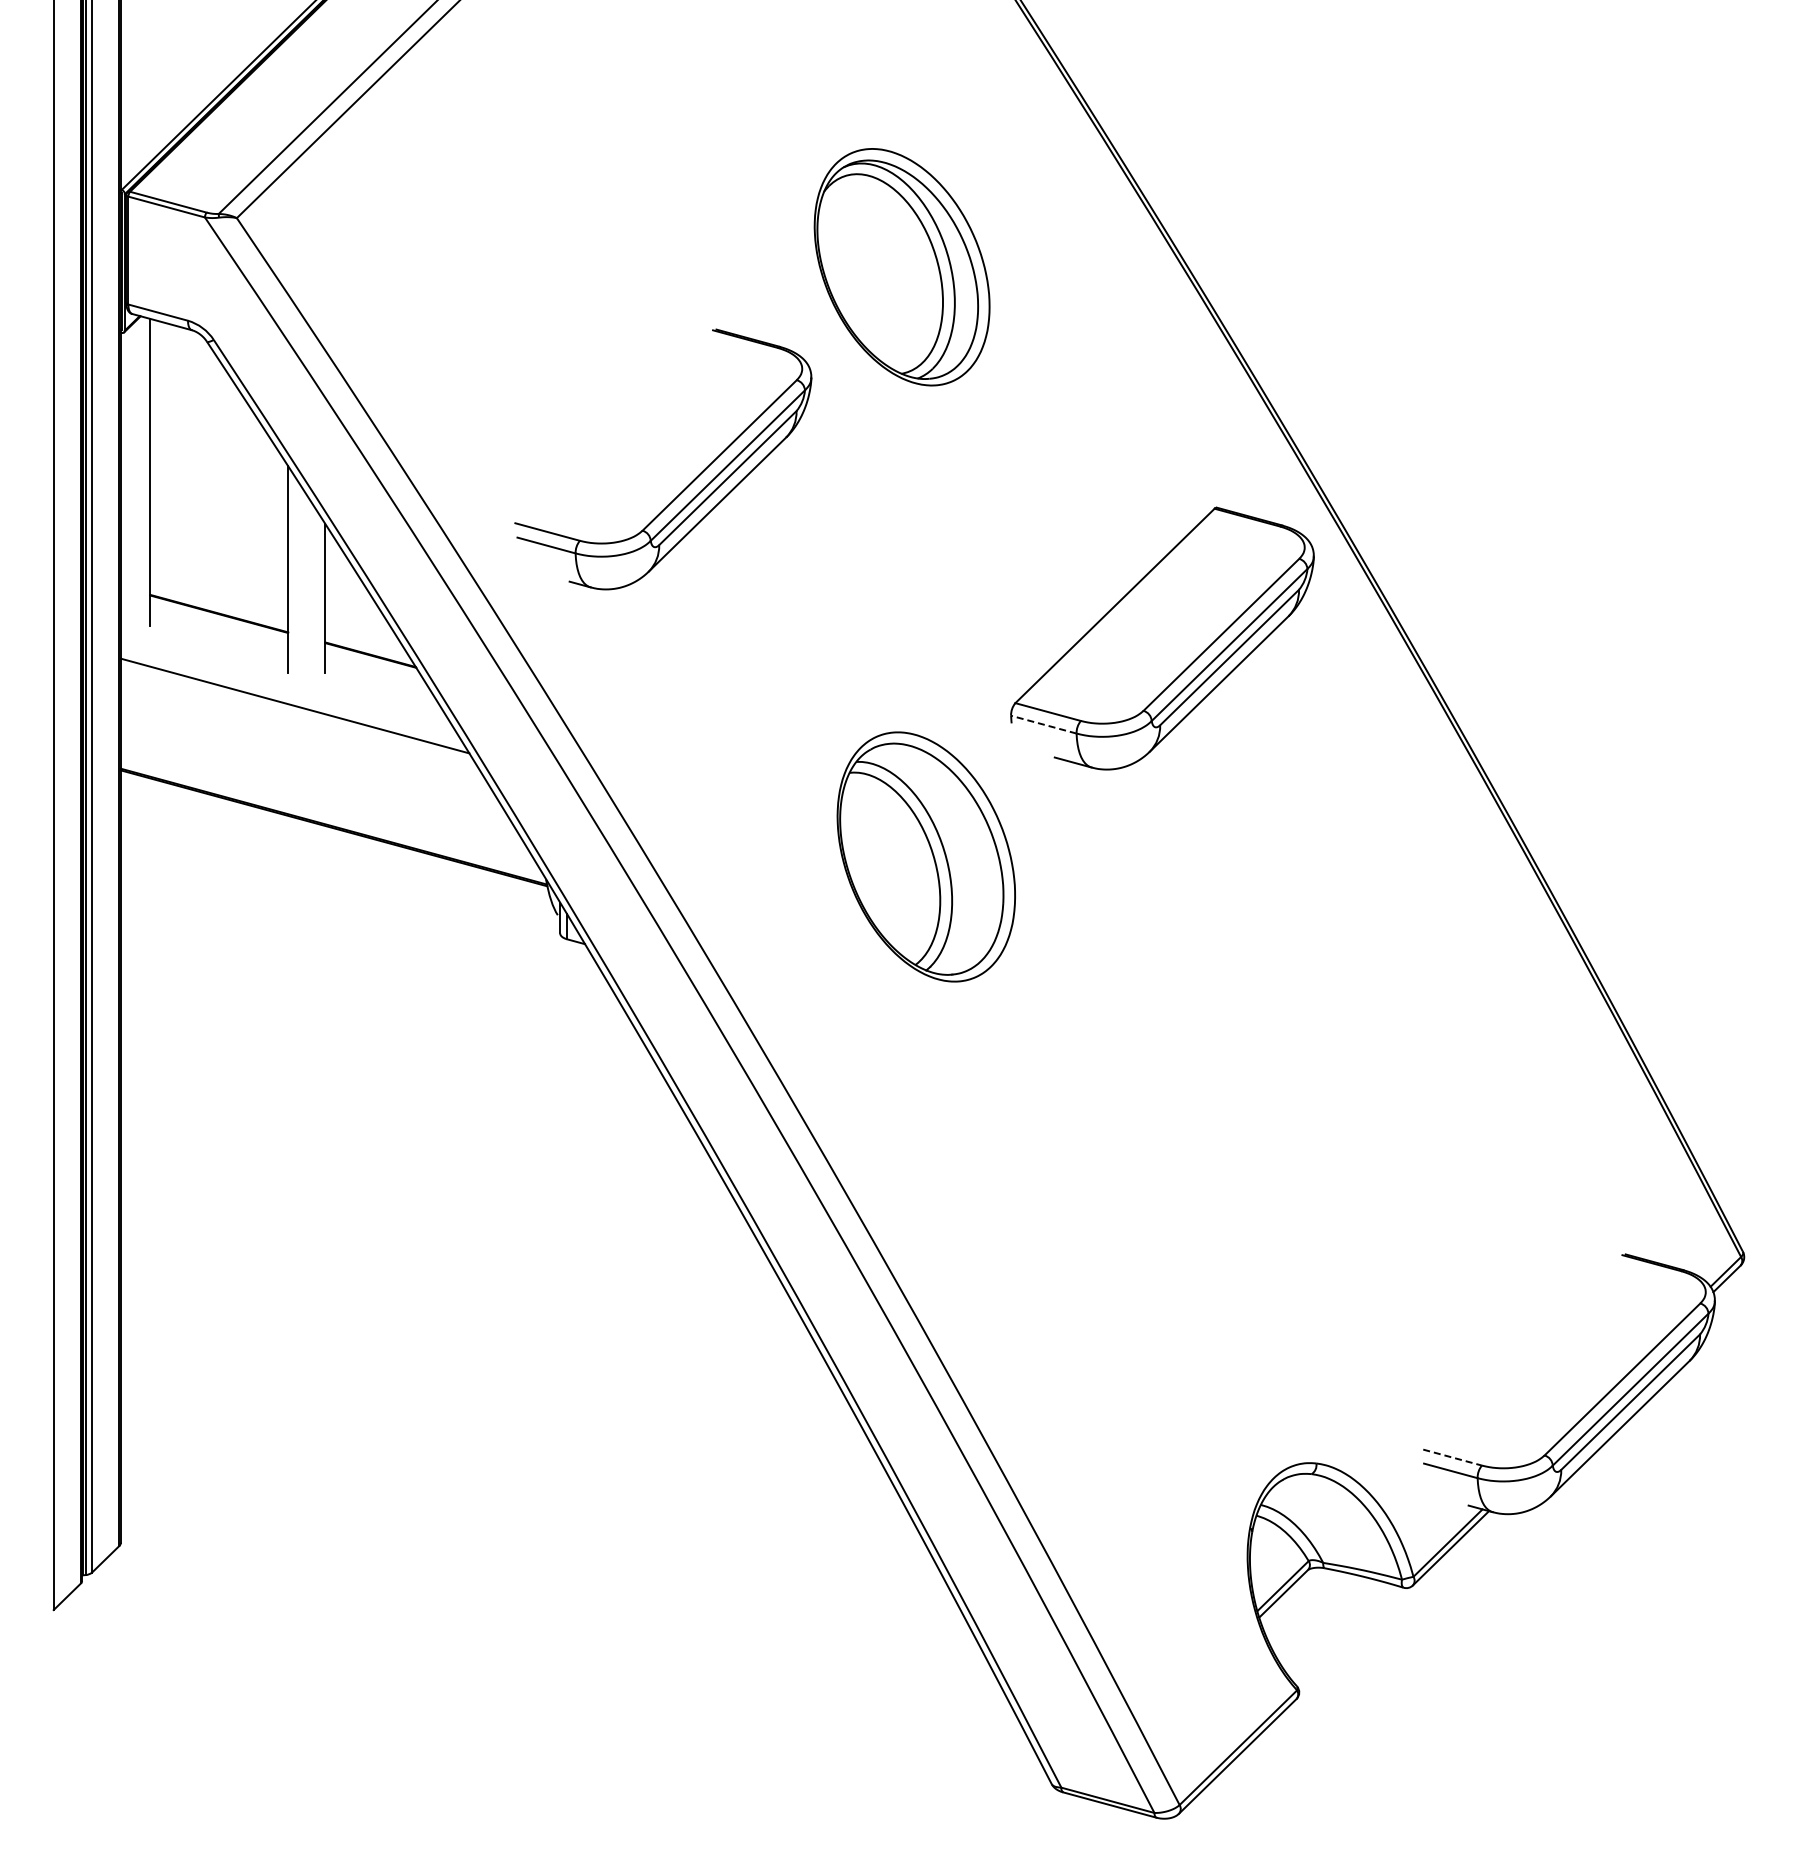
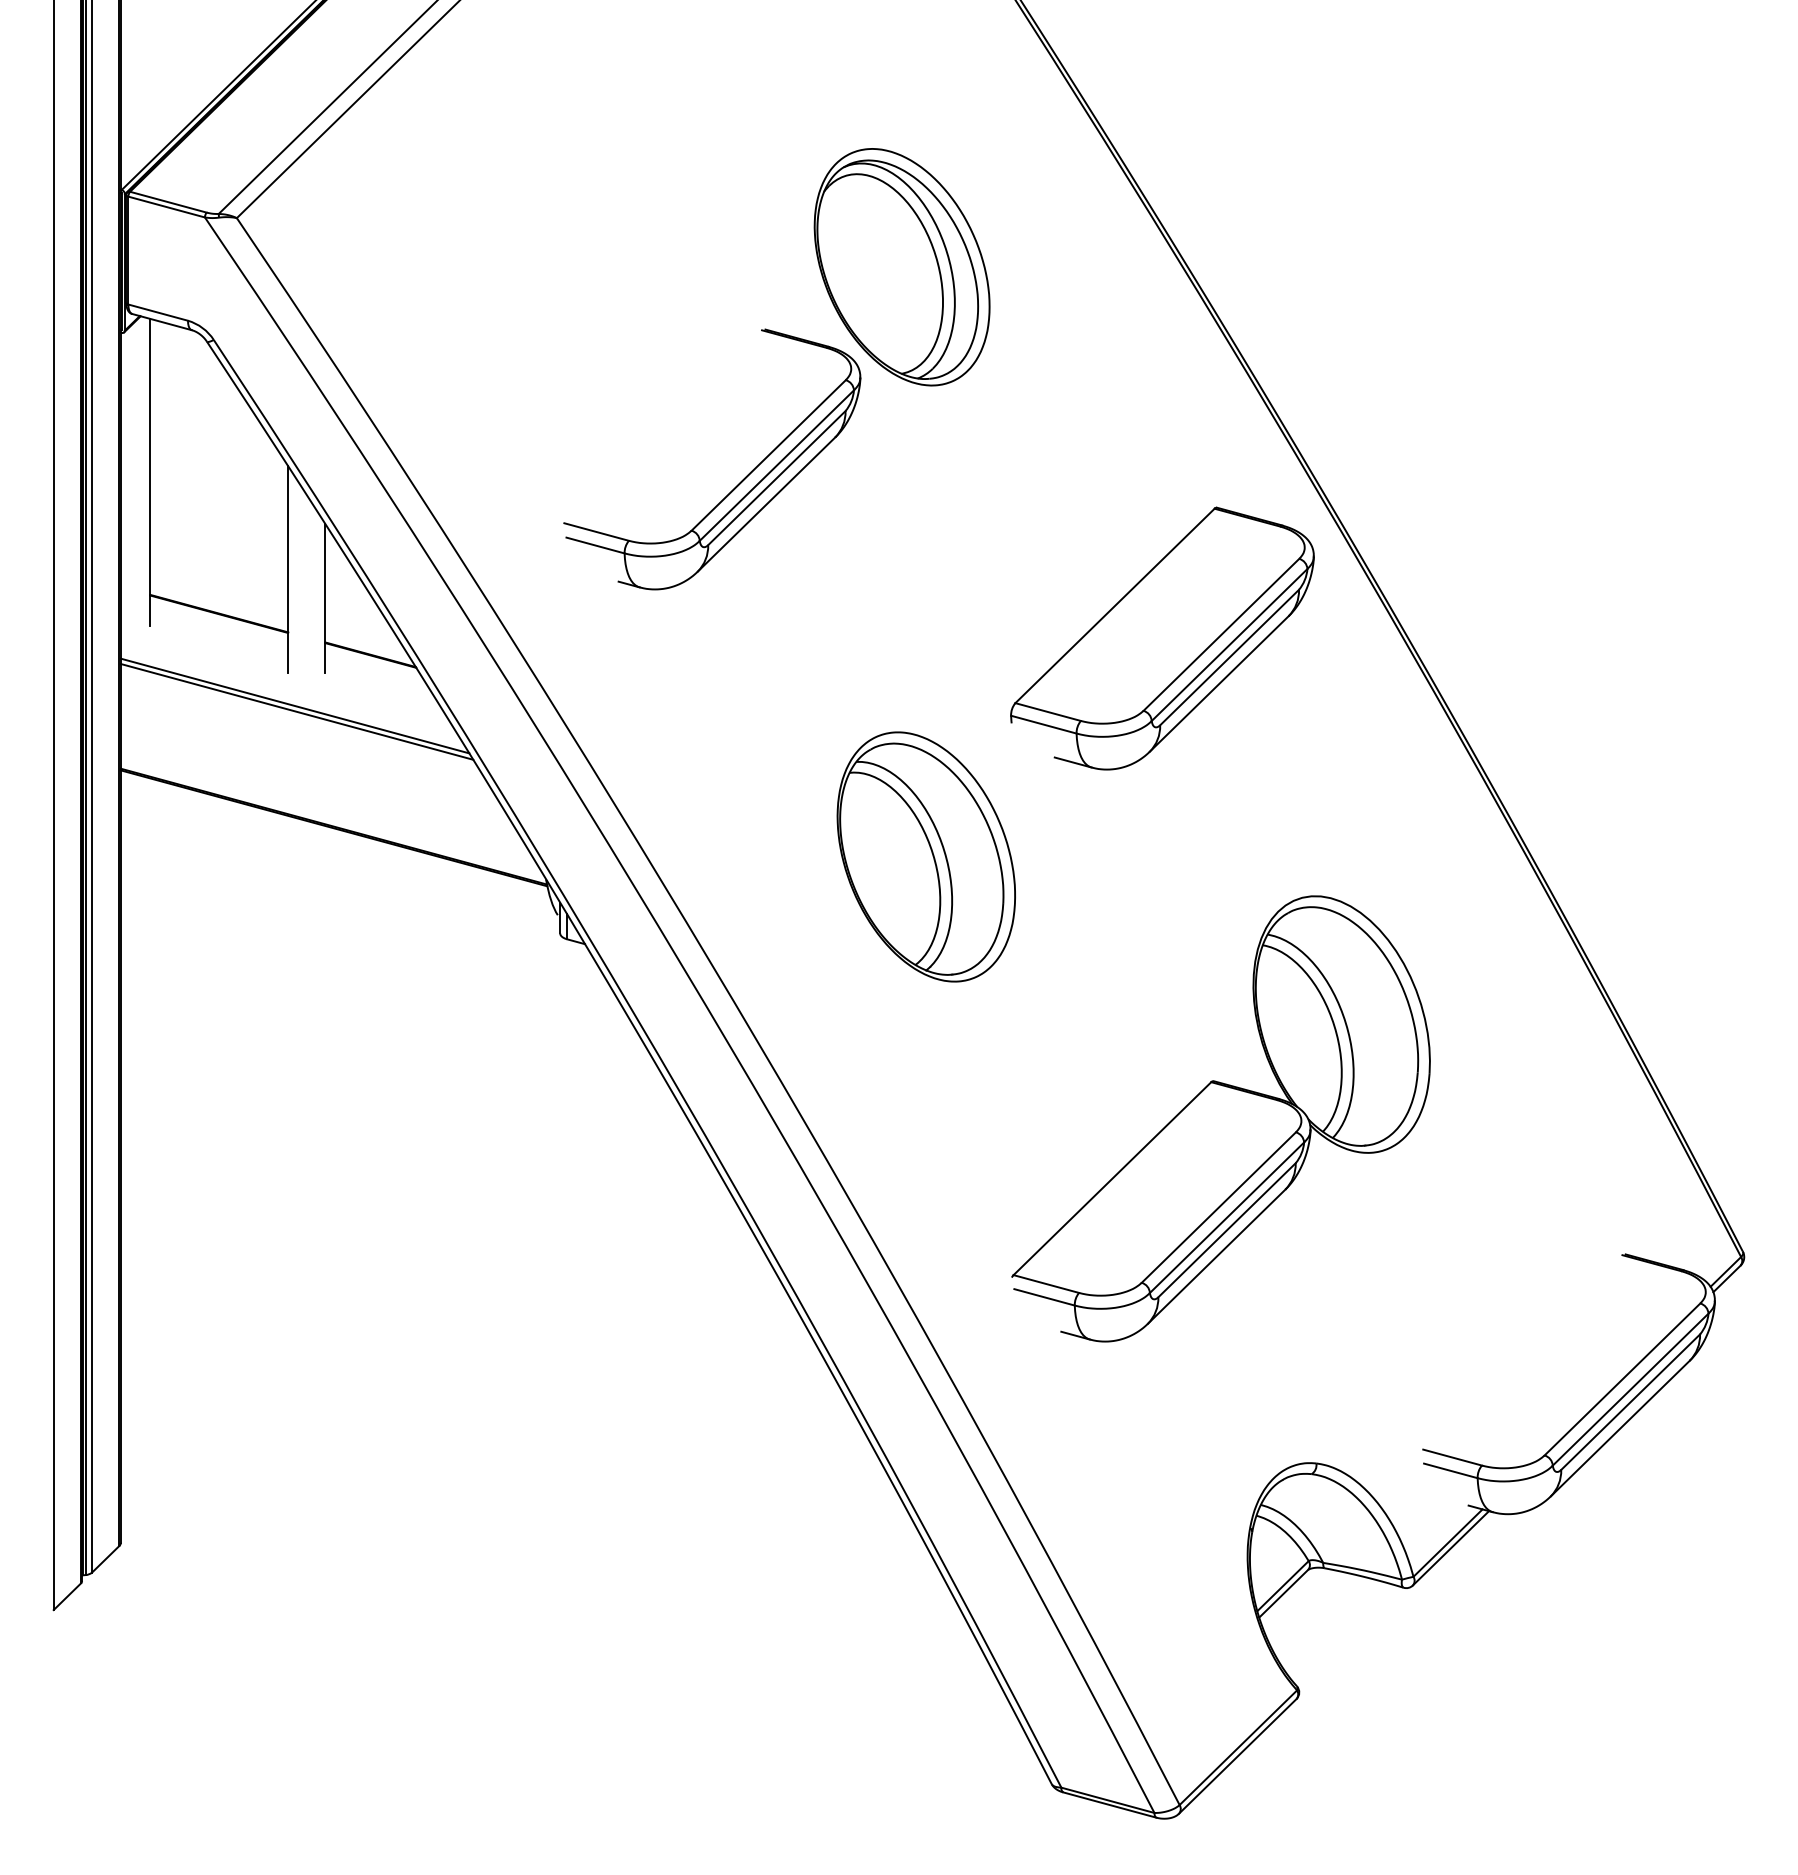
part position: (688, 484) -> (737, 484) (737, 484)
line: none -> present (296, 711)
line: dashed -> solid (1043, 724)
part: none -> present (1220, 1118)
line: dashed -> solid (1453, 1457)
